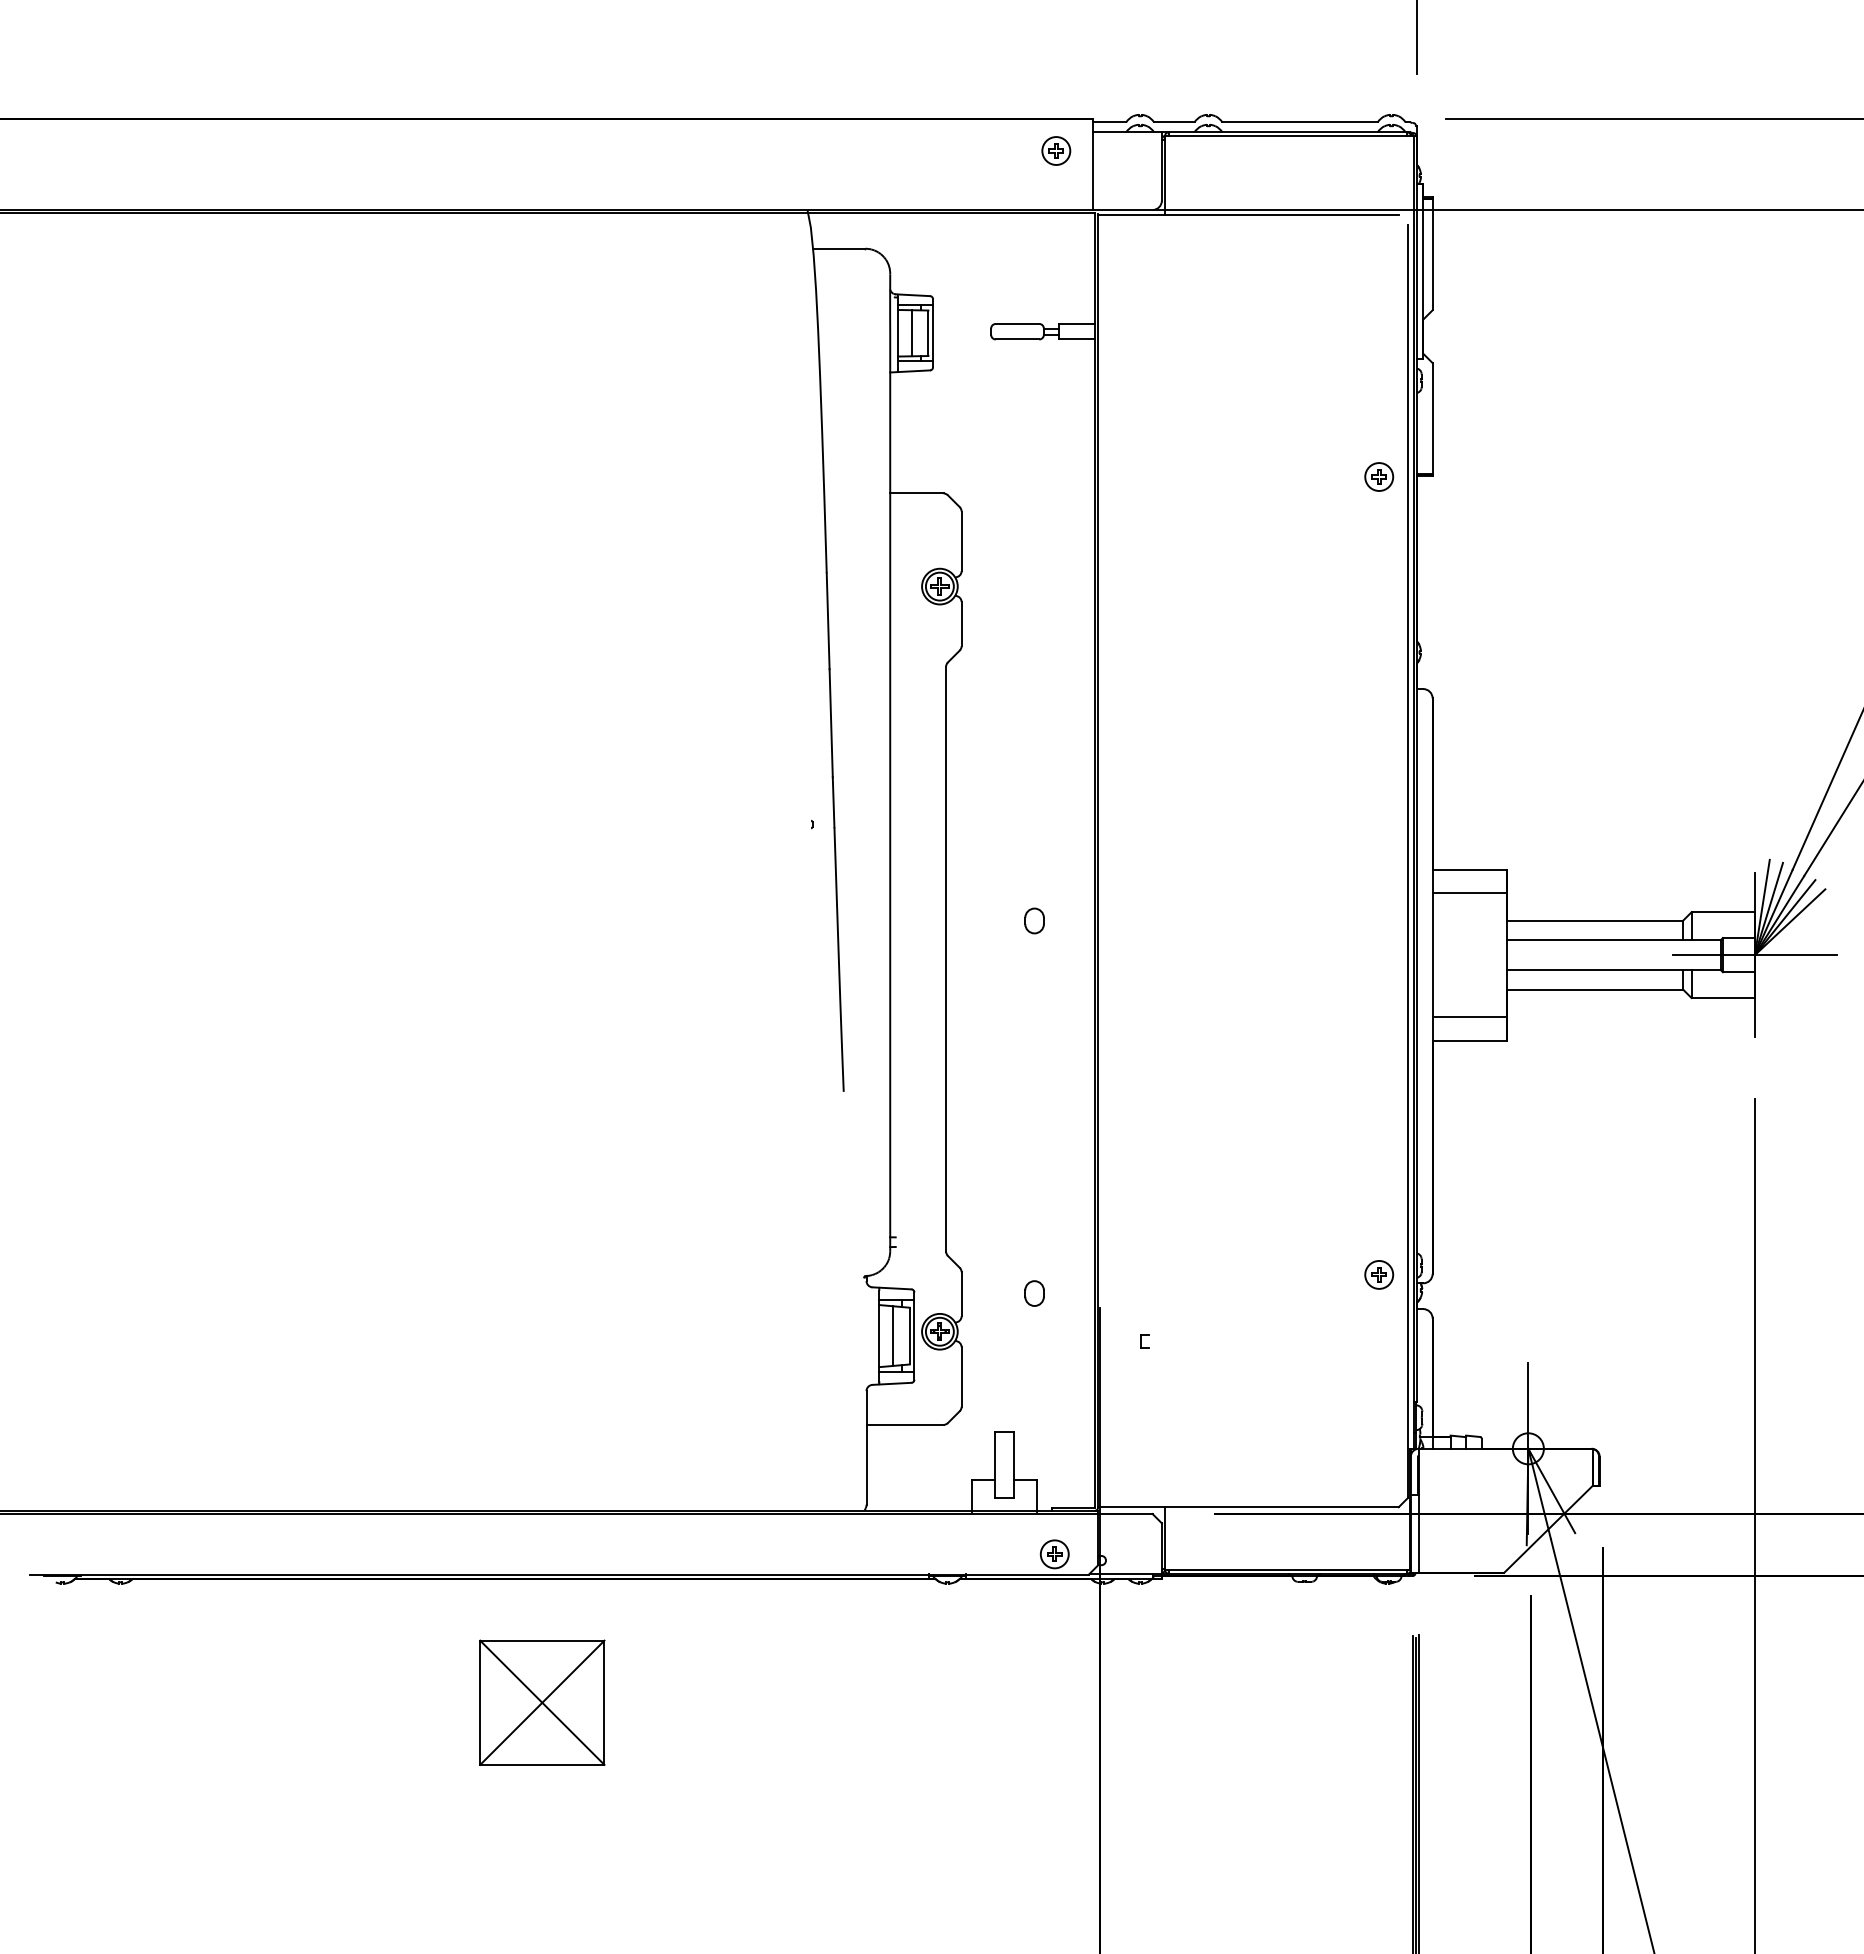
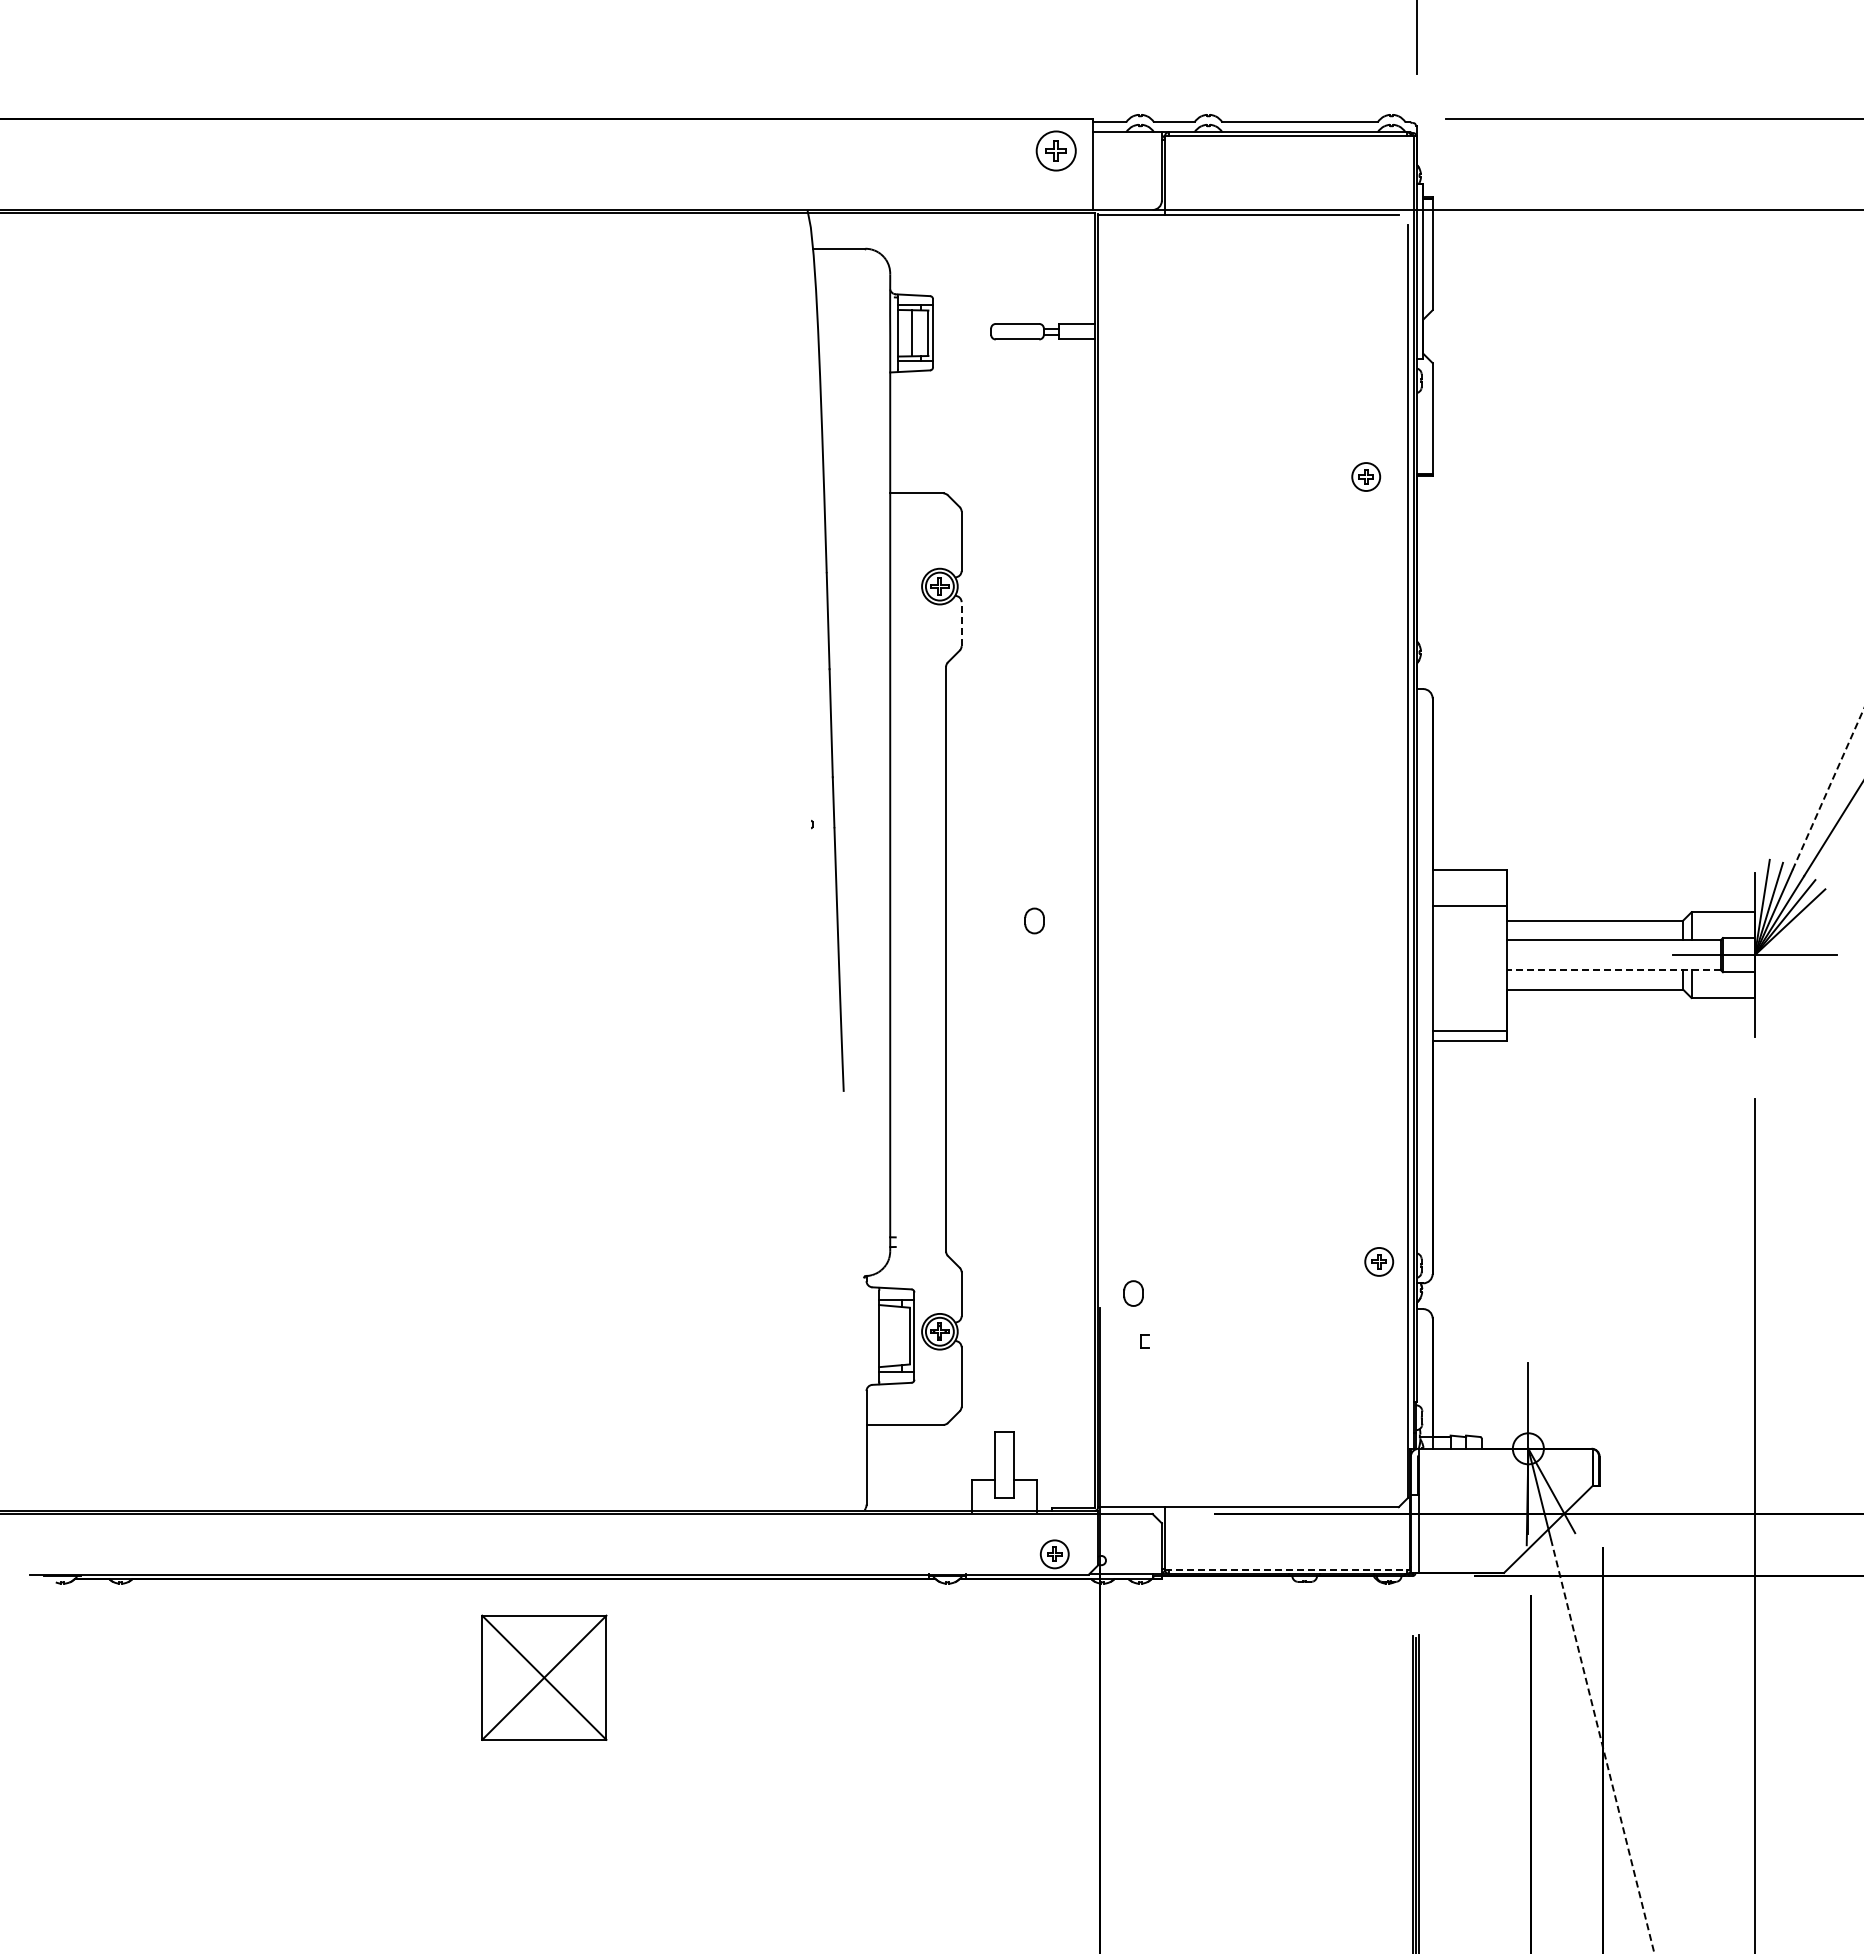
part size: 31x30 px -> 42x42 px (1055, 150)
part position: (1379, 476) -> (1366, 476) (1366, 476)
line: solid -> dashed (961, 624)
line: solid -> dashed (1828, 789)
line position: (1469, 893) -> (1469, 906) (1469, 906)
line: solid -> dashed (1613, 969)
line position: (1469, 1017) -> (1469, 1031) (1469, 1031)
part position: (1379, 1274) -> (1379, 1261) (1379, 1261)
part position: (1034, 1293) -> (1133, 1293) (1133, 1293)
line: present -> none (893, 1335)
line: solid -> dashed (1287, 1569)
part position: (542, 1702) -> (544, 1677) (544, 1677)
line: solid -> dashed (1602, 1746)
